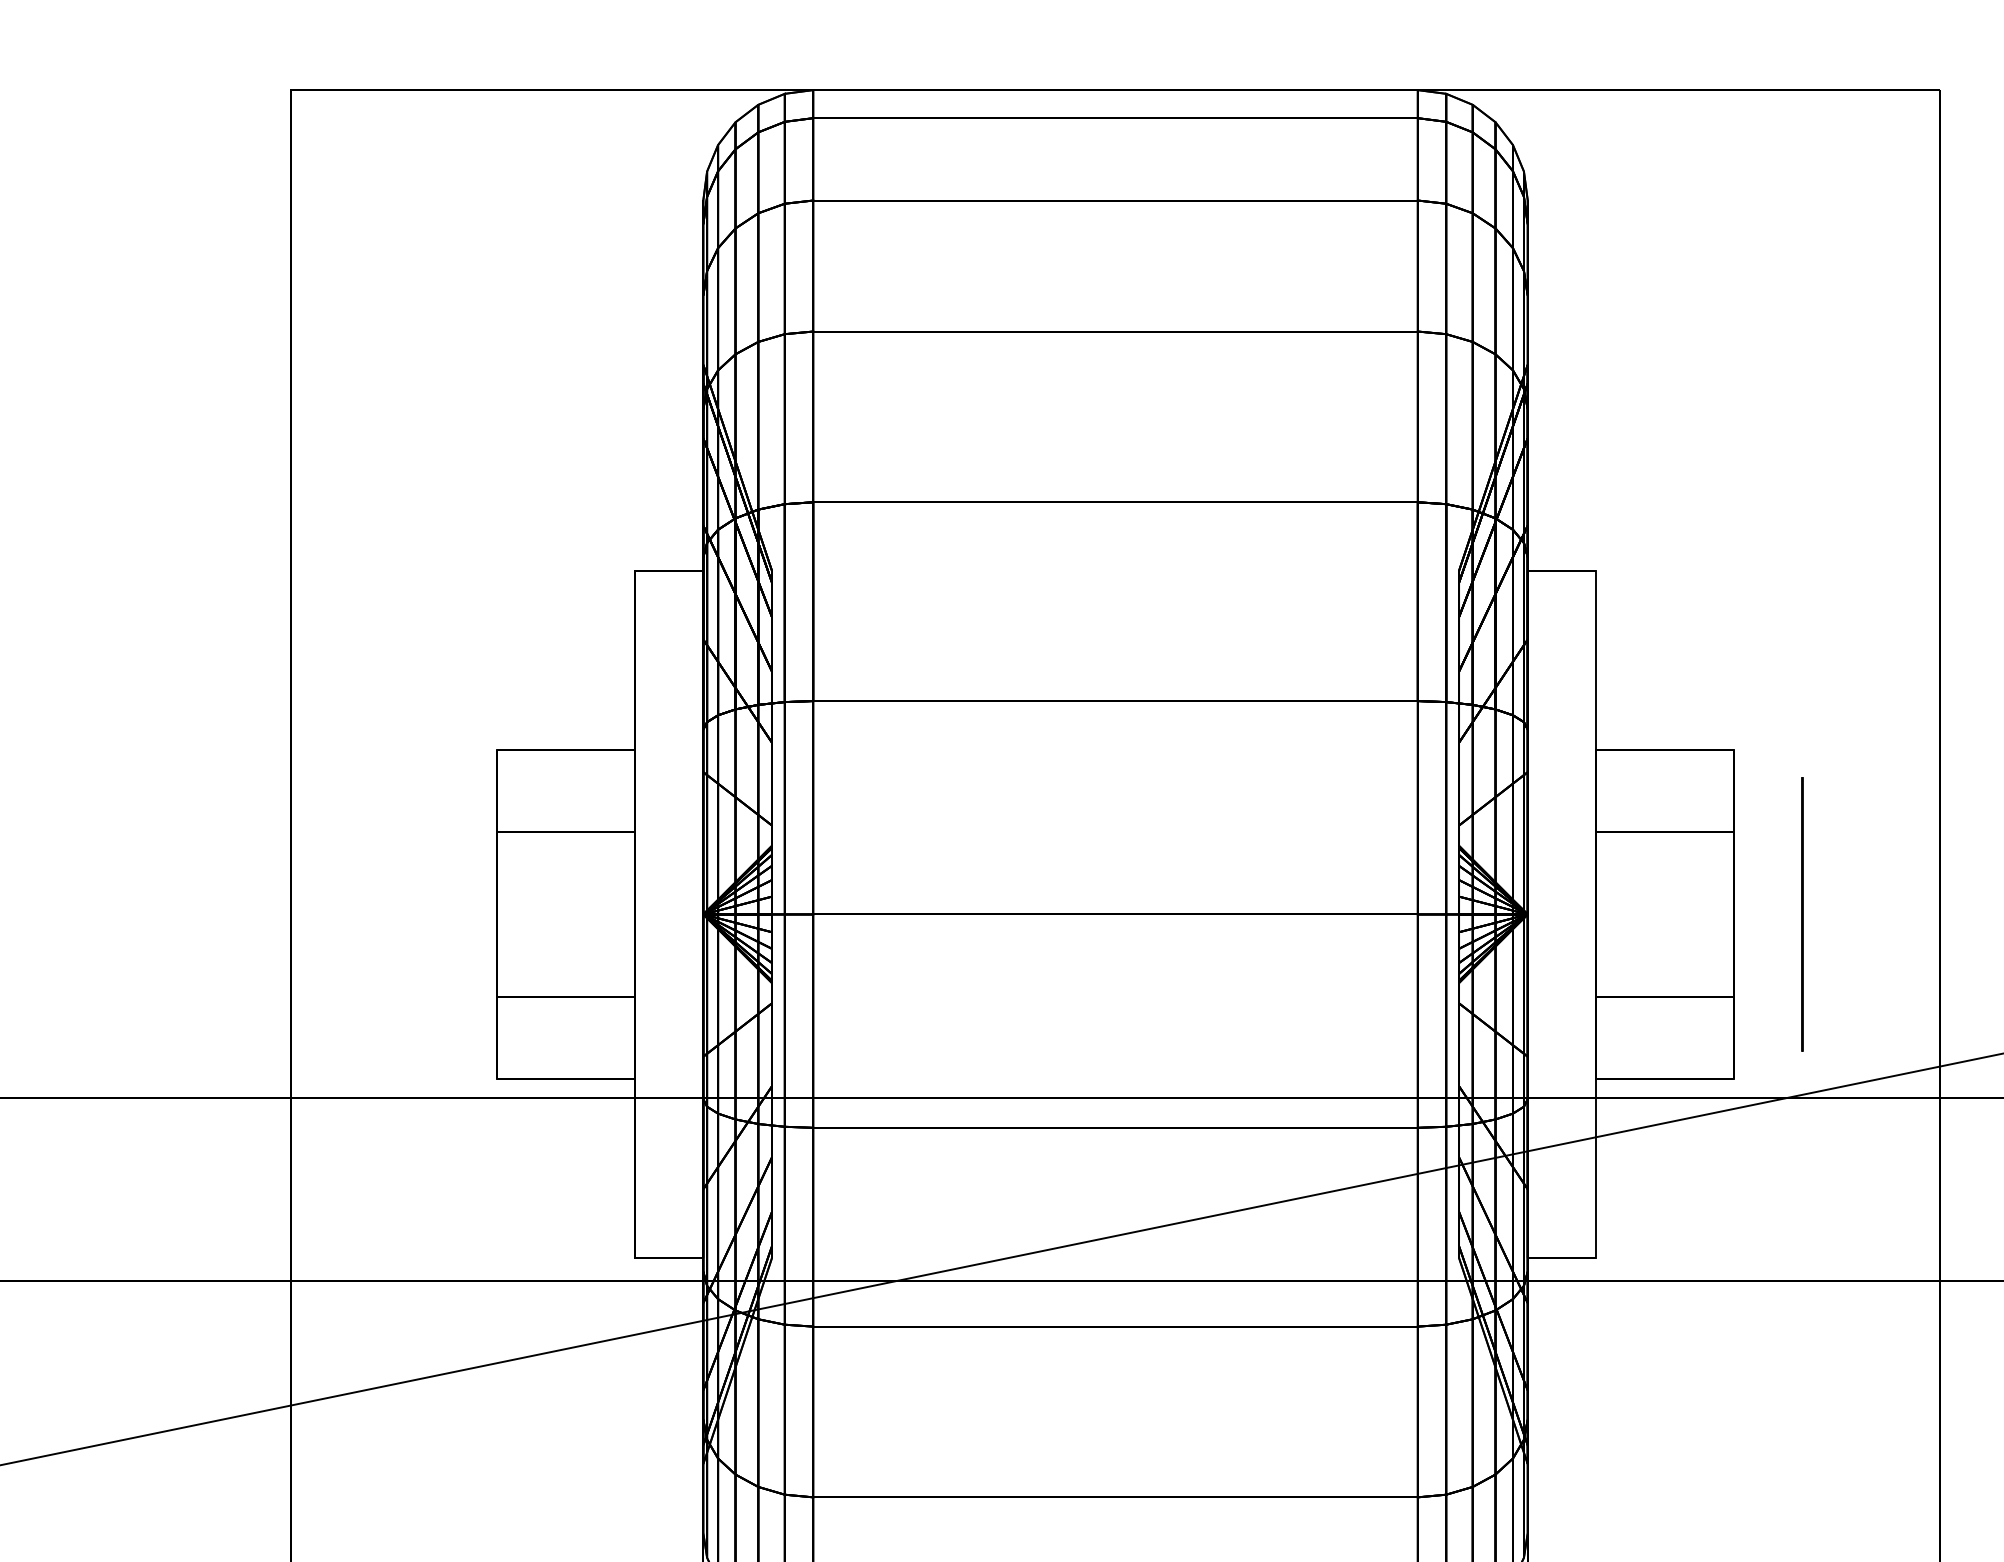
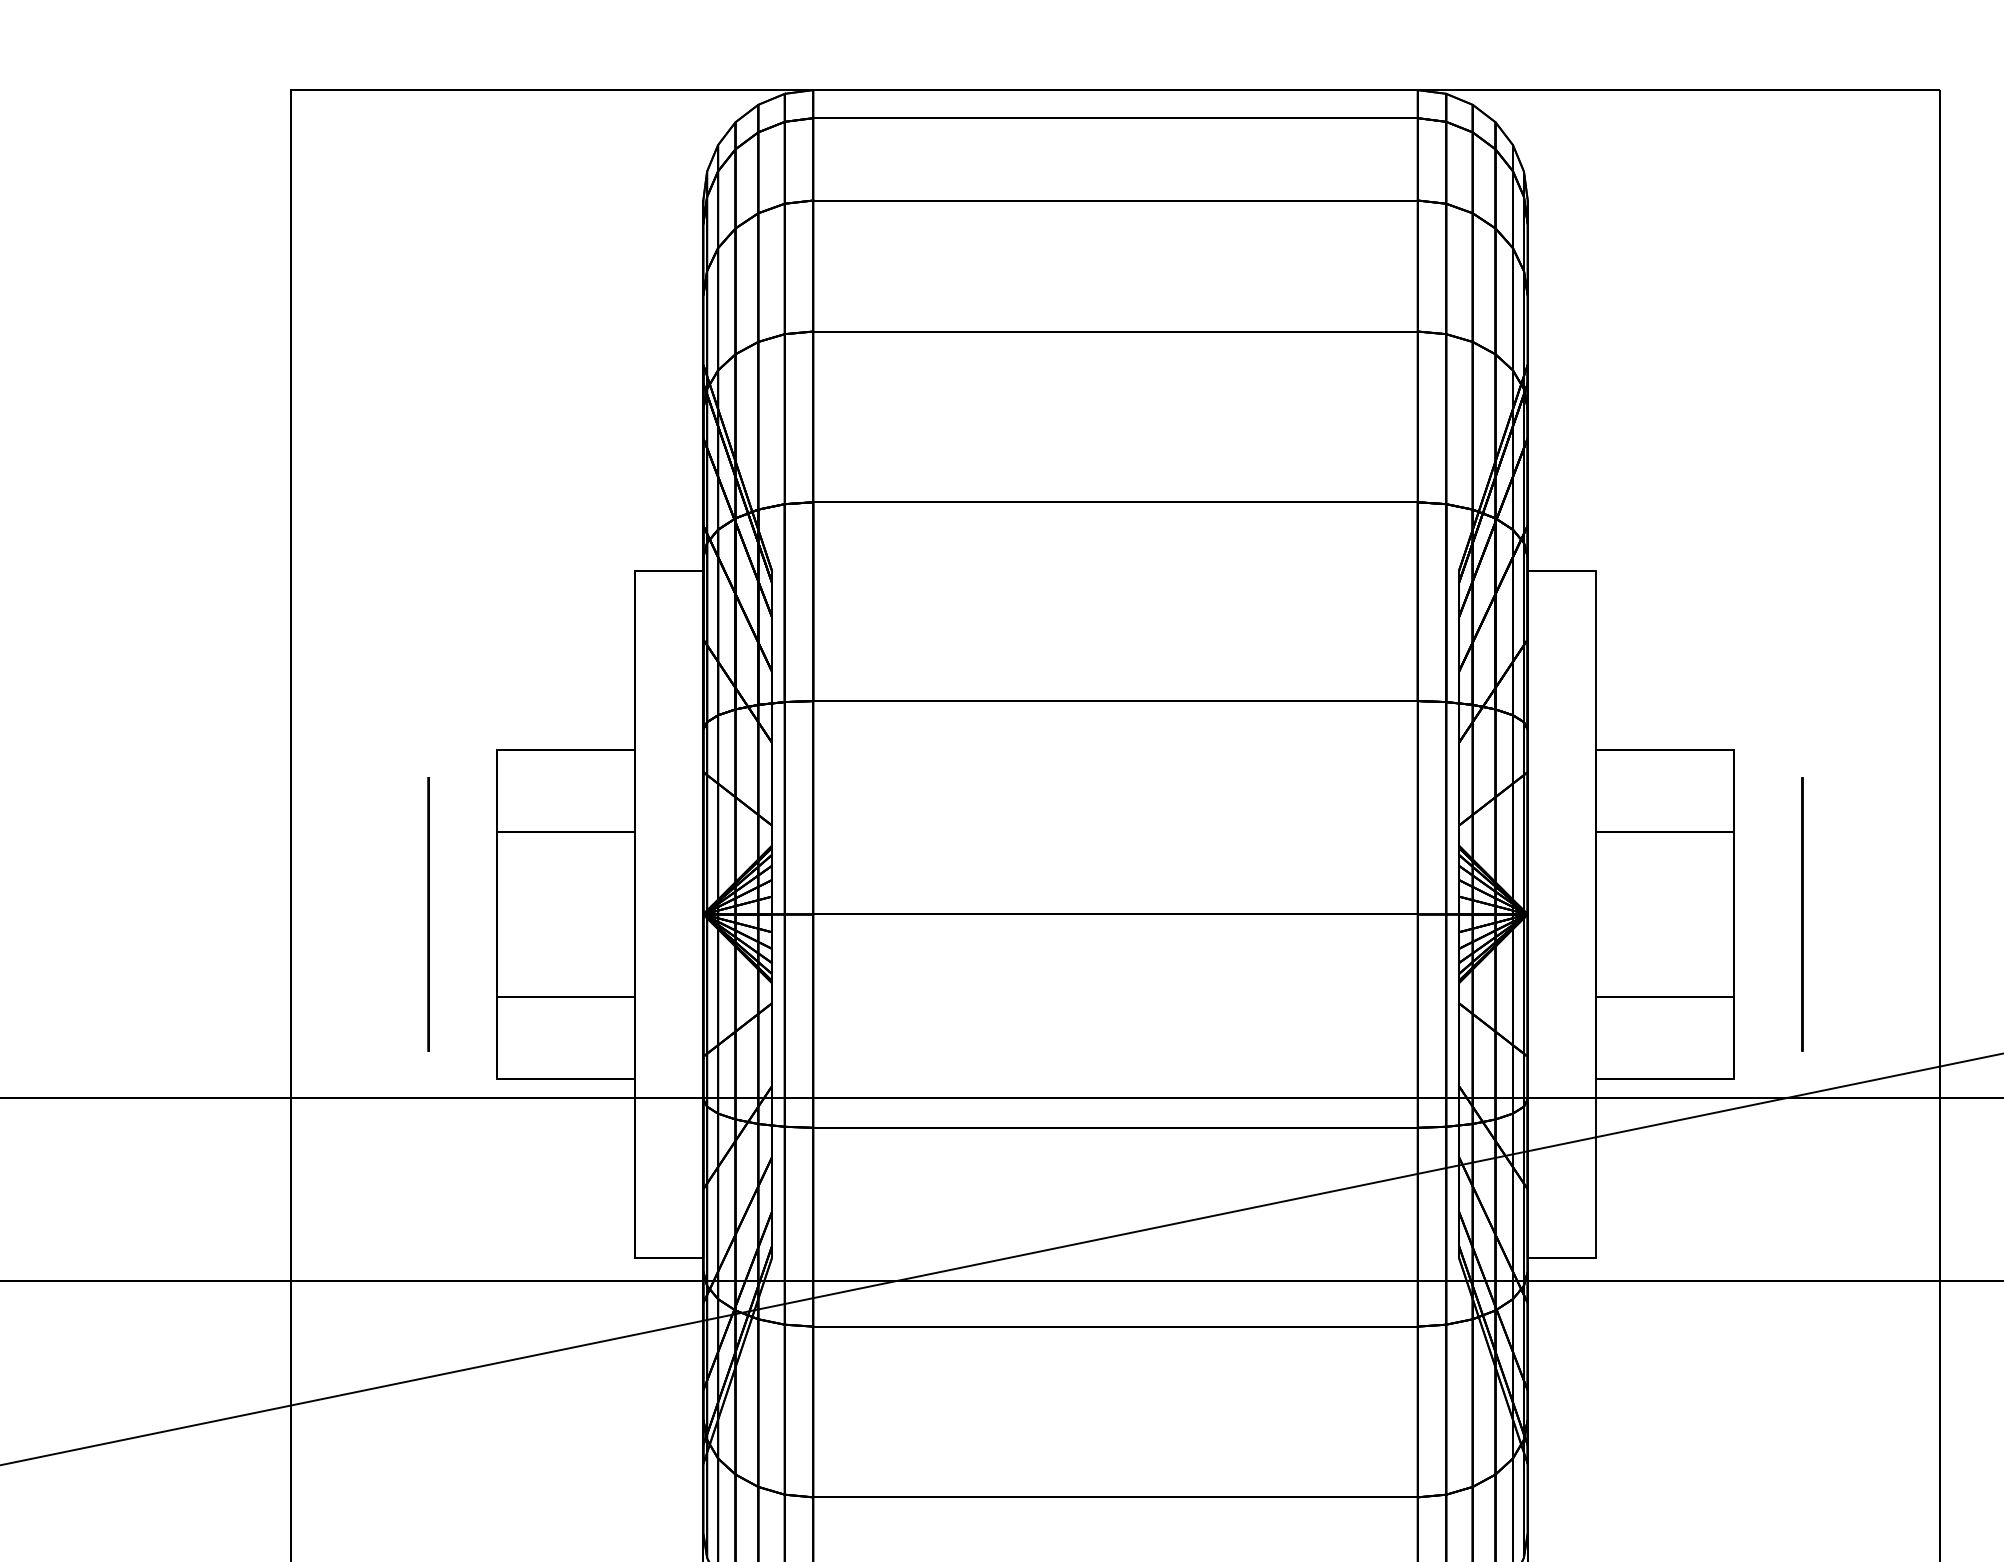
circle: none -> present (428, 914)
